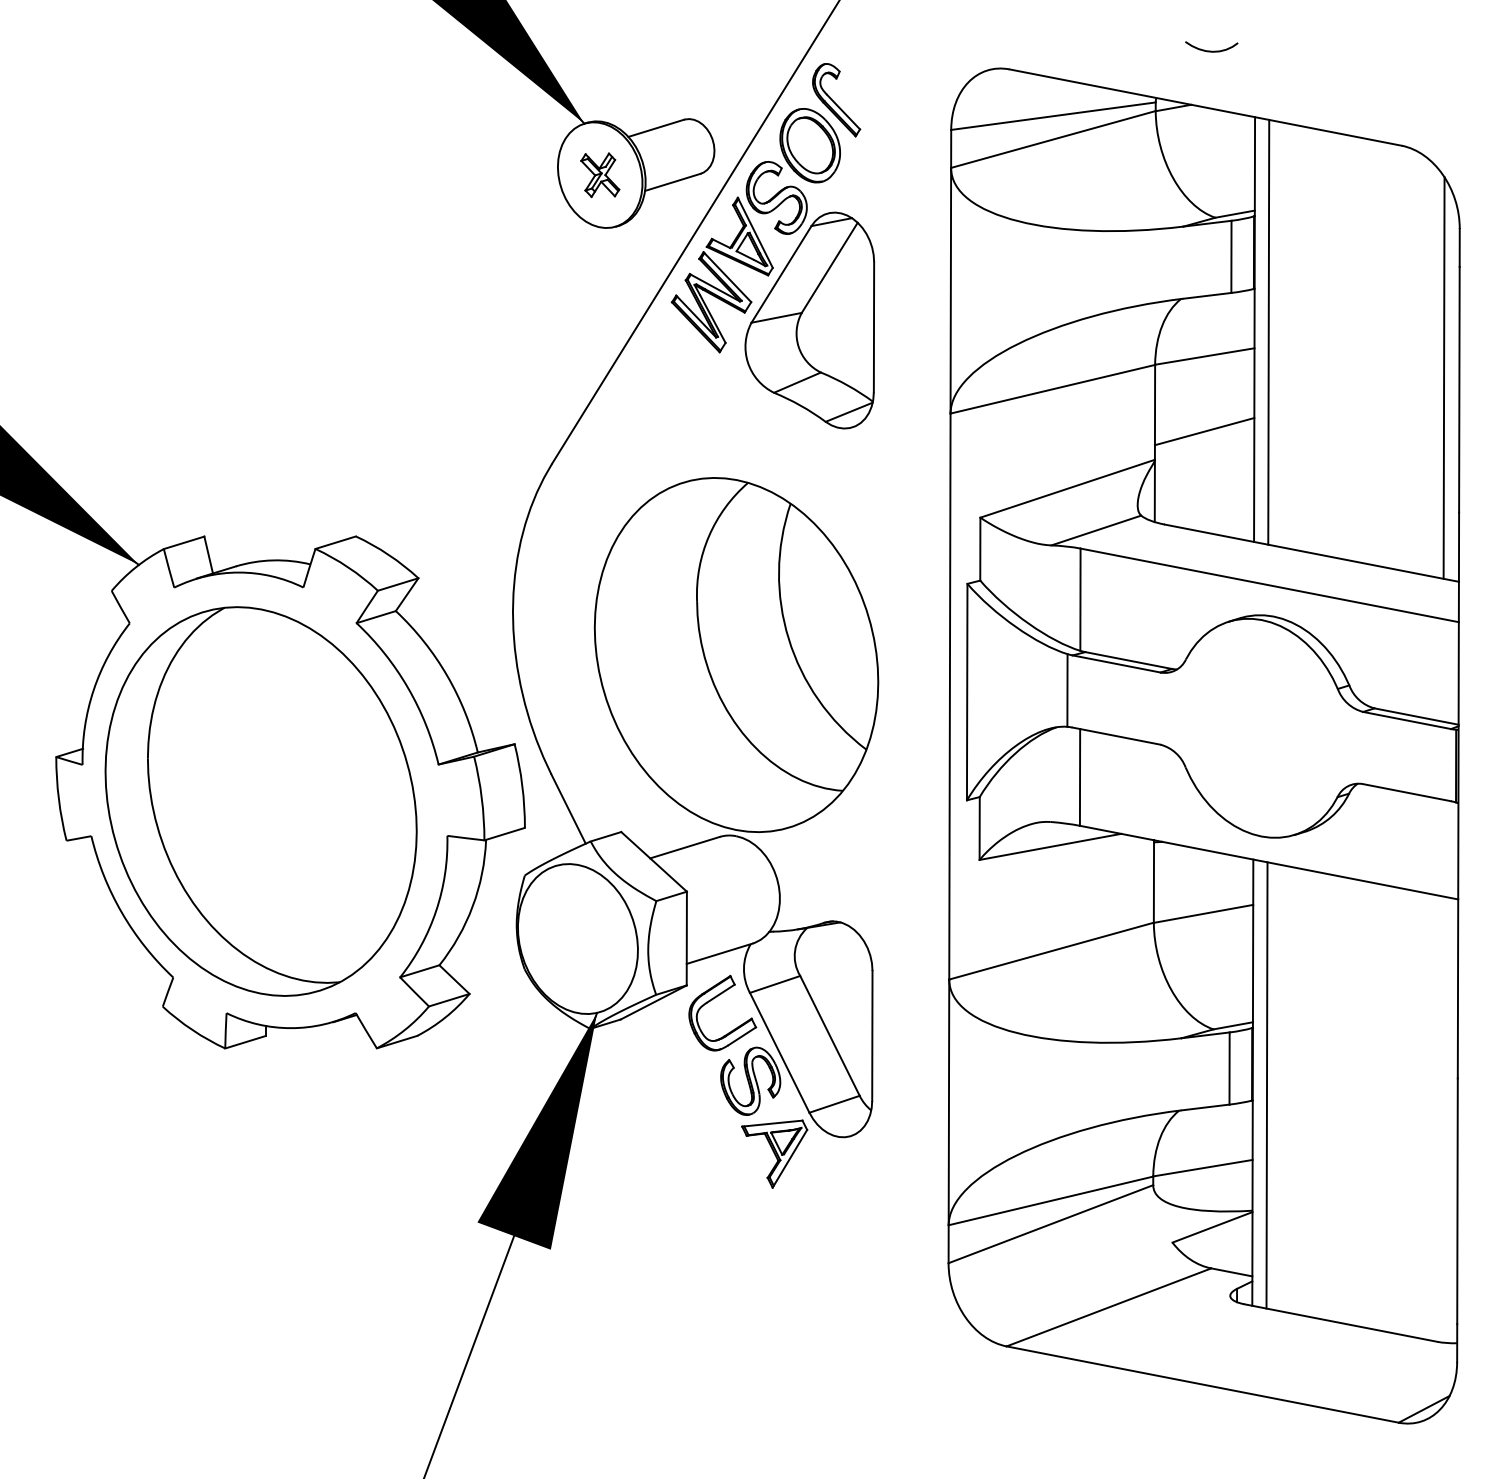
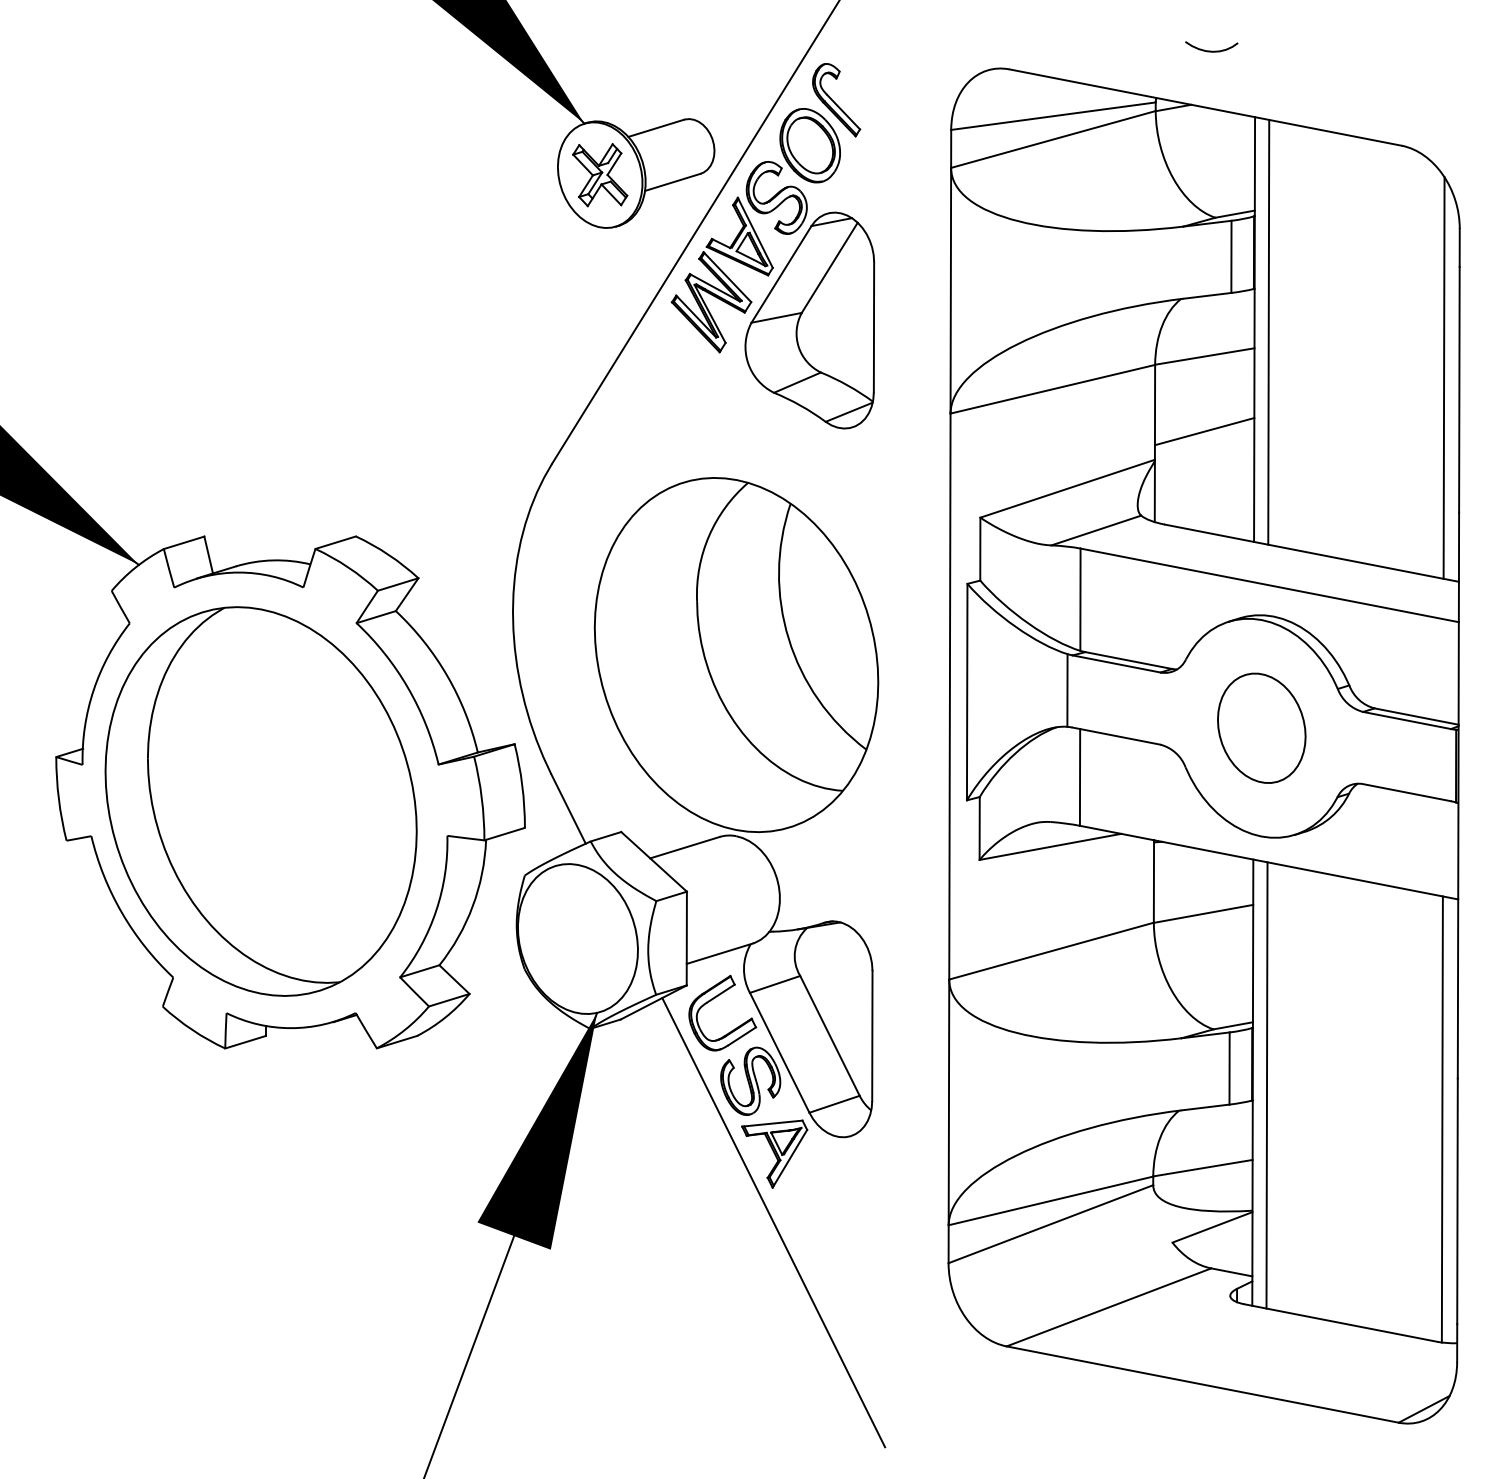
part size: 41x47 px -> 57x65 px (600, 175)
part: none -> present (1261, 727)
line: none -> present (1441, 1119)
line: none -> present (773, 1222)
